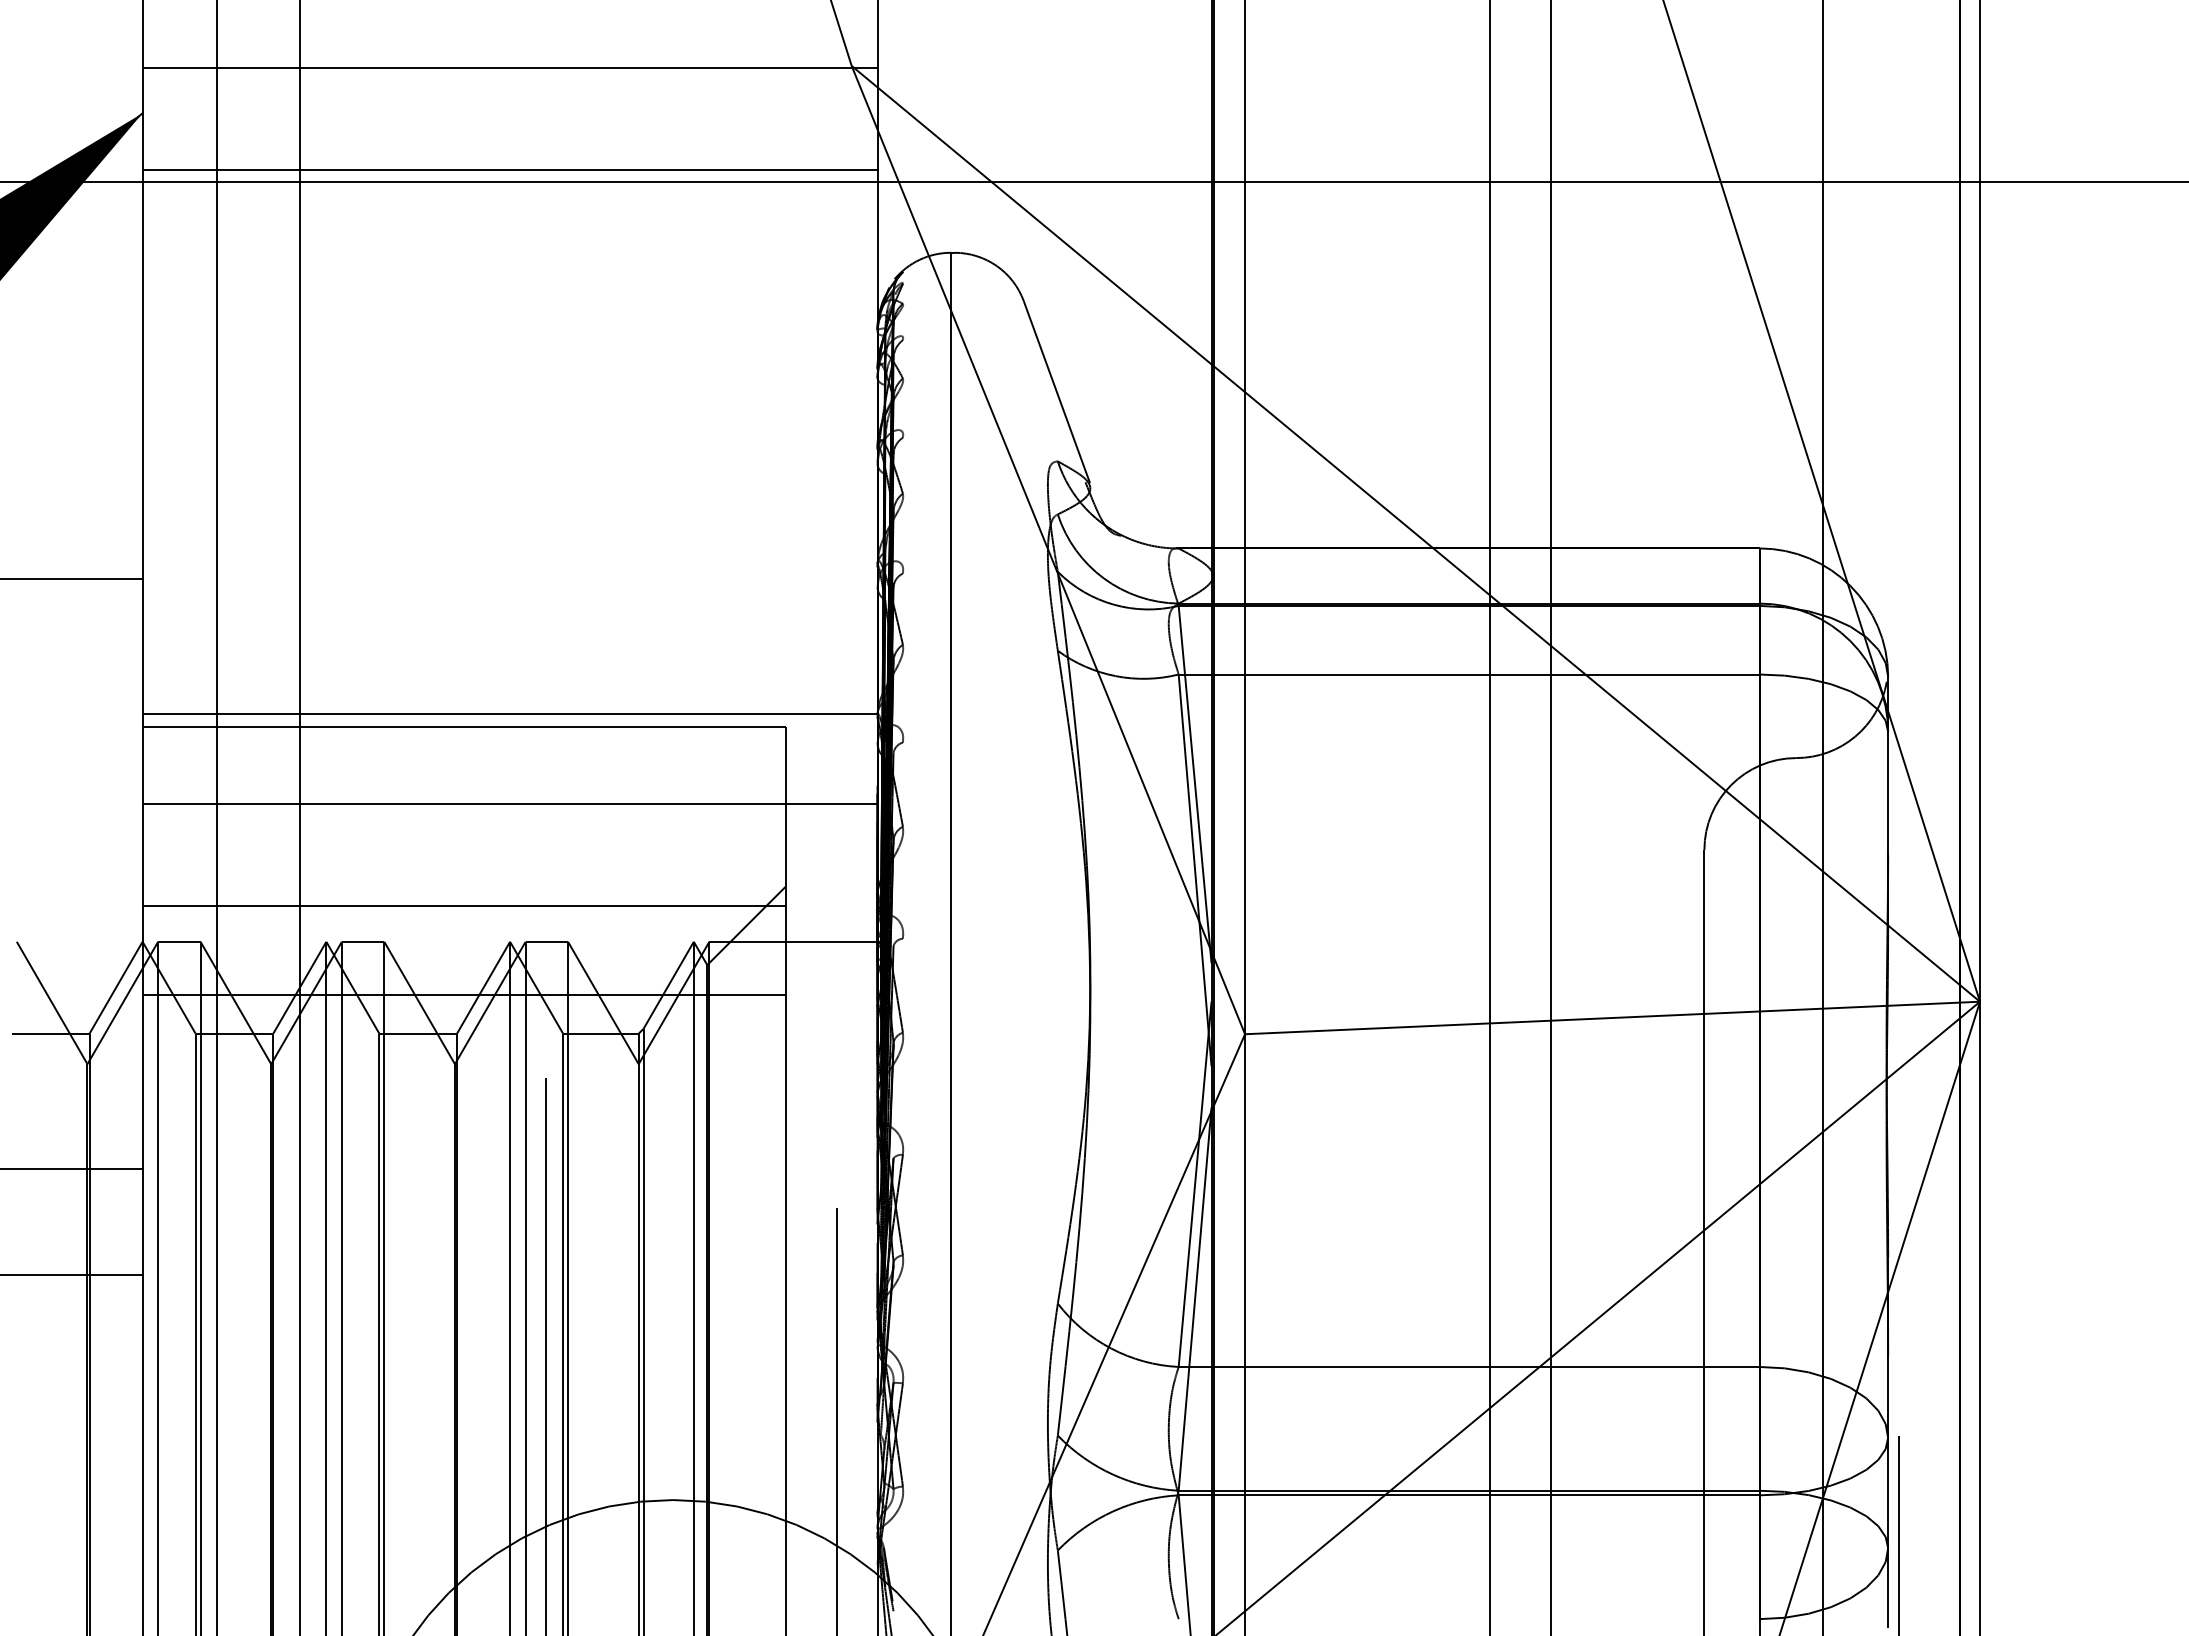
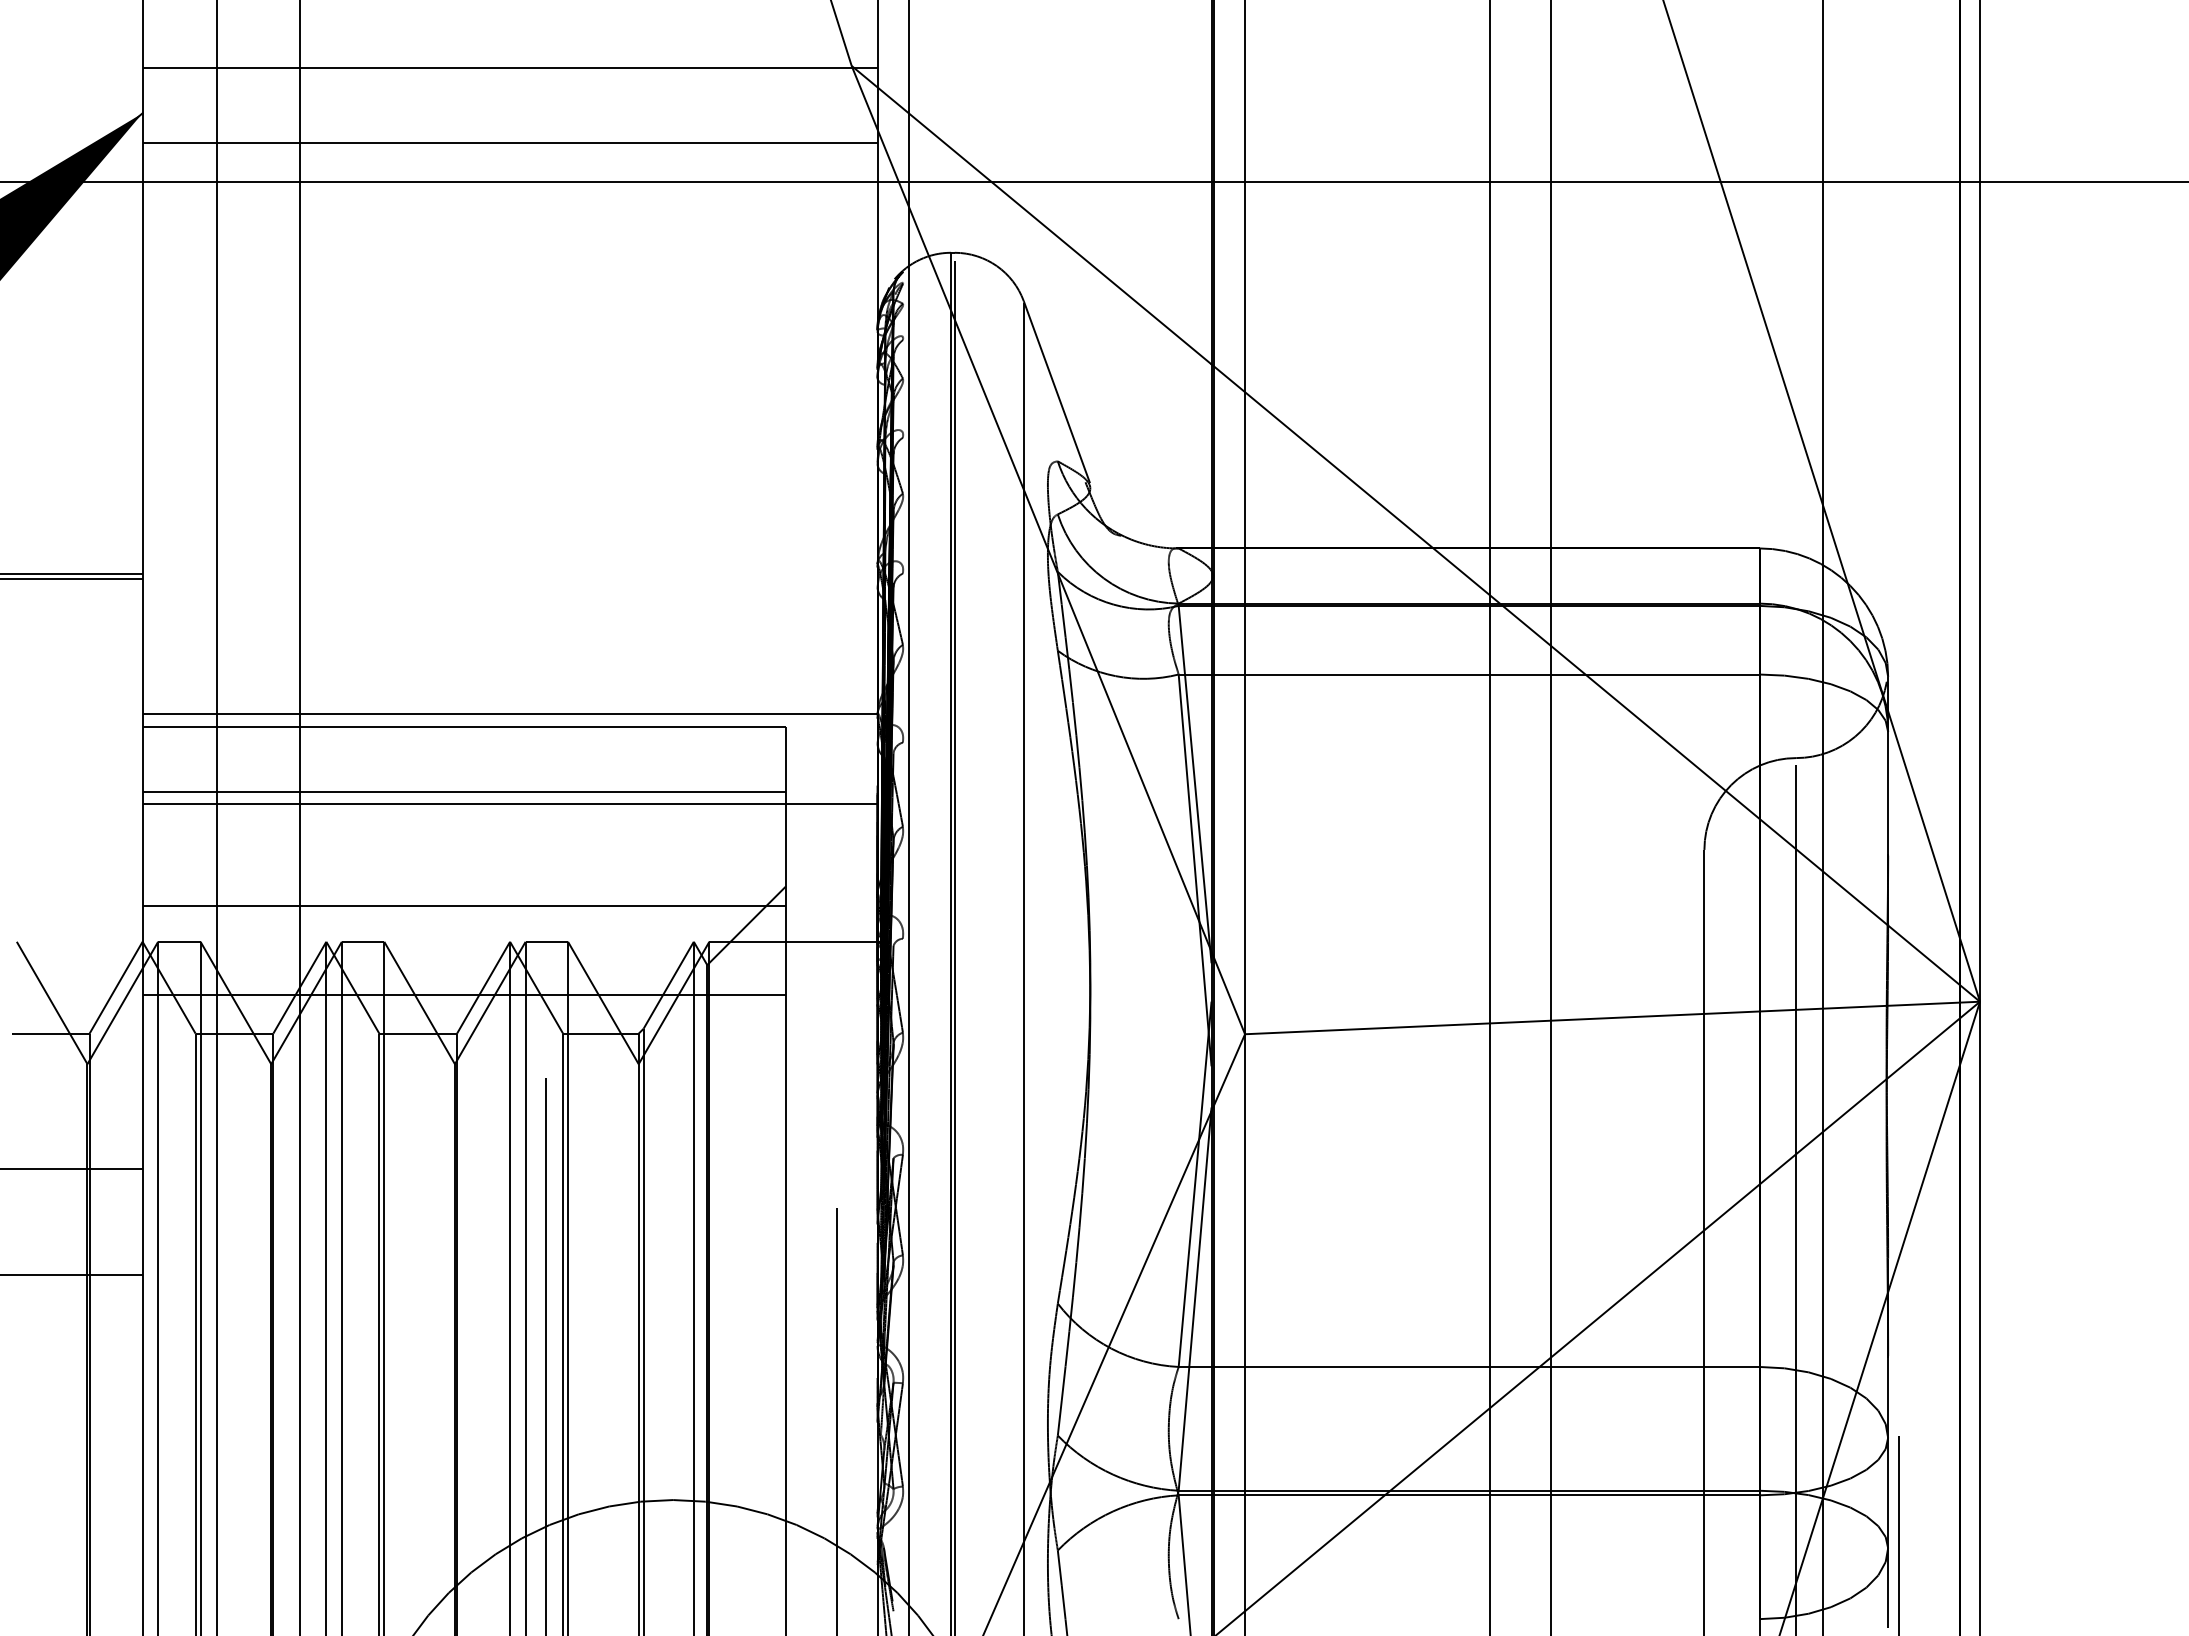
line position: (509, 170) -> (509, 143) (509, 143)
line: none -> present (72, 574)
line: none -> present (463, 792)
line: none -> present (909, 817)
line: none -> present (954, 946)
line: none -> present (1023, 967)
line: none -> present (1796, 1198)
